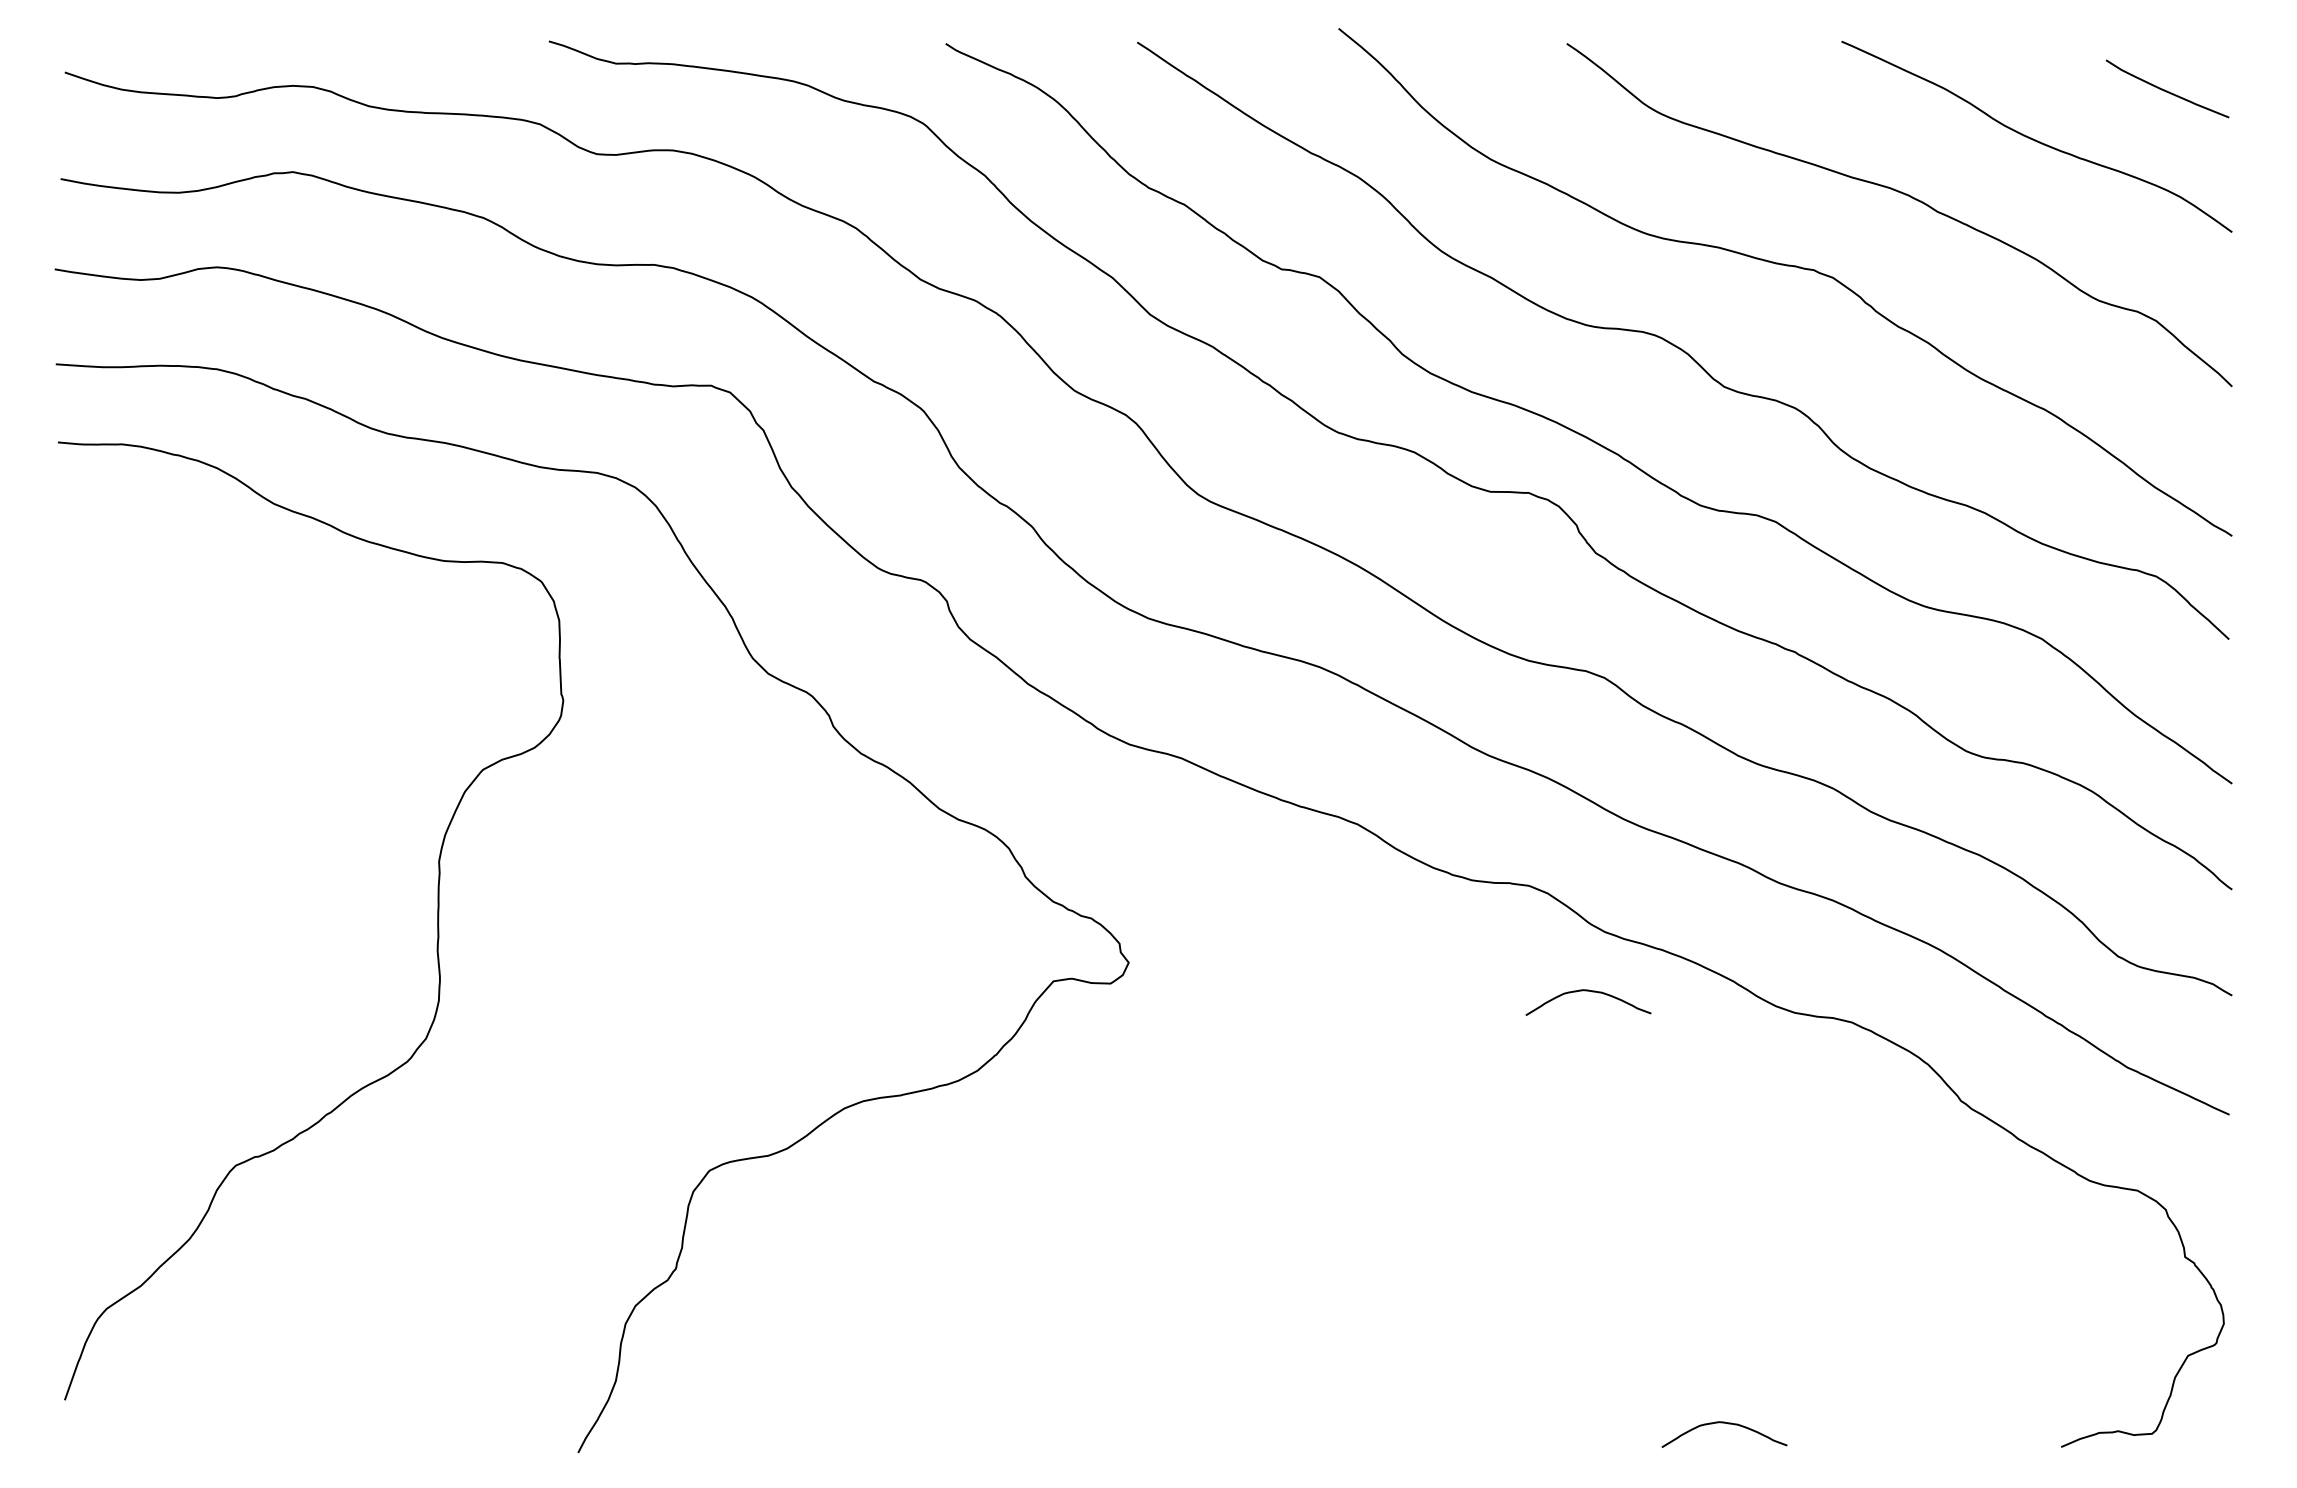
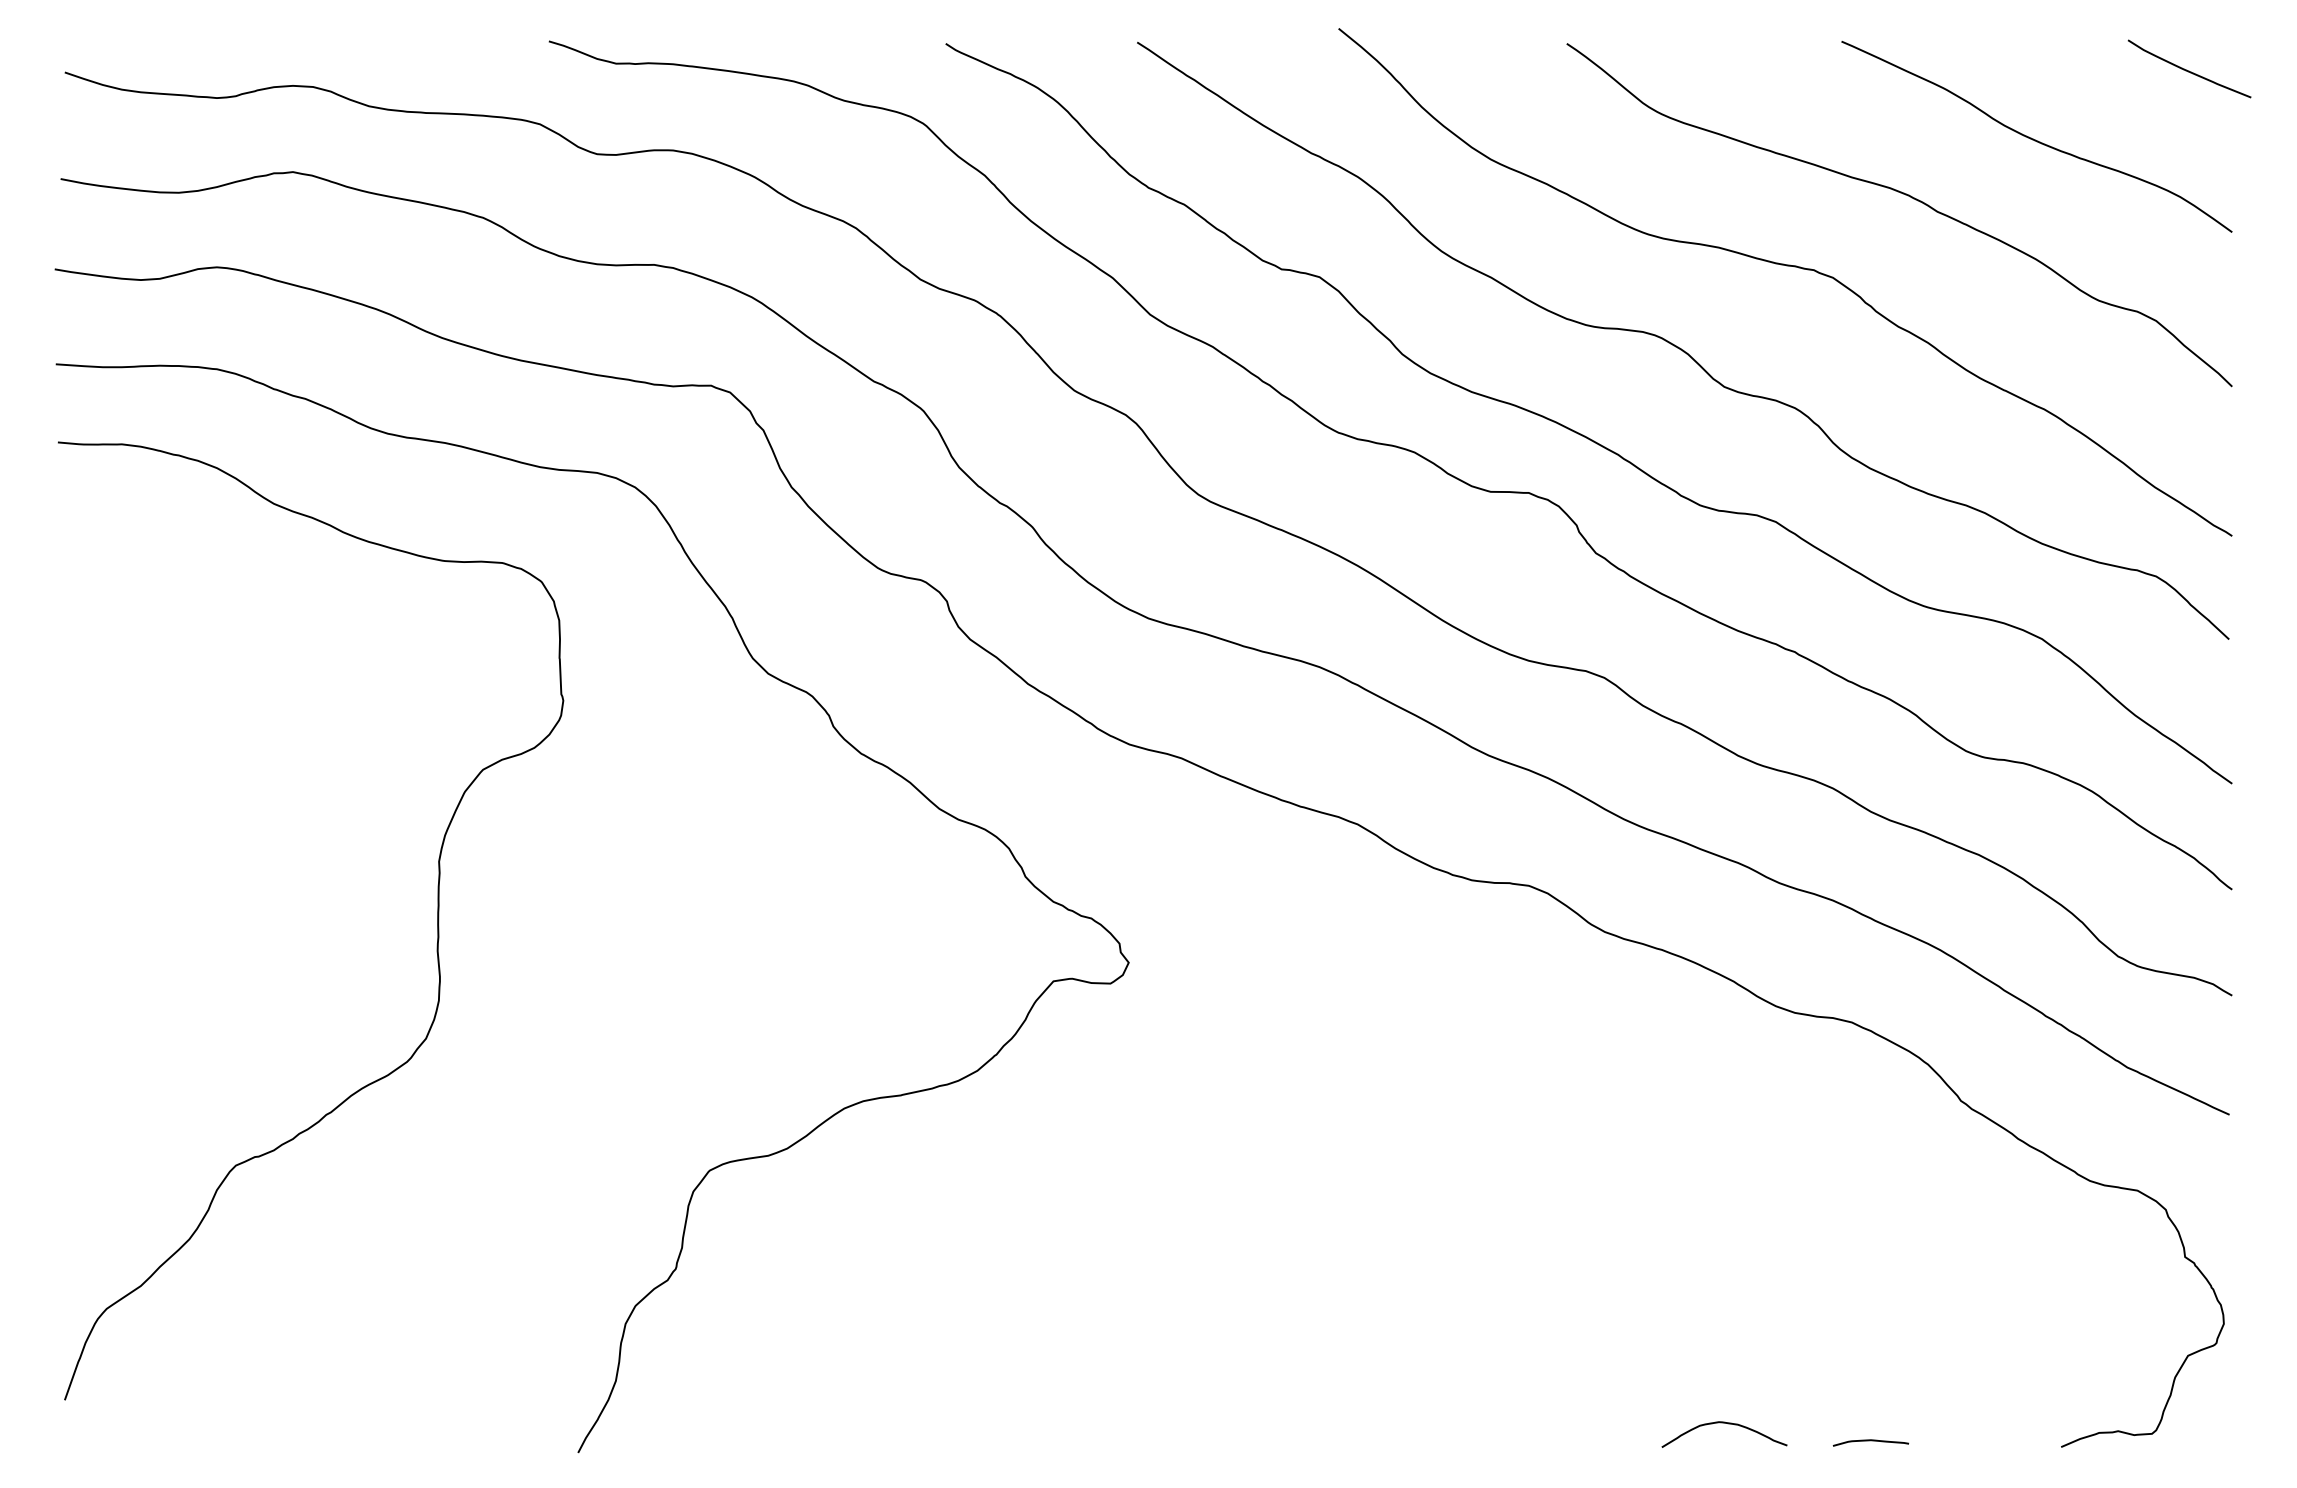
curve position: (2167, 90) -> (2189, 70) (2189, 70)
curve: present -> none (1592, 992)
curve: none -> present (1870, 1441)
